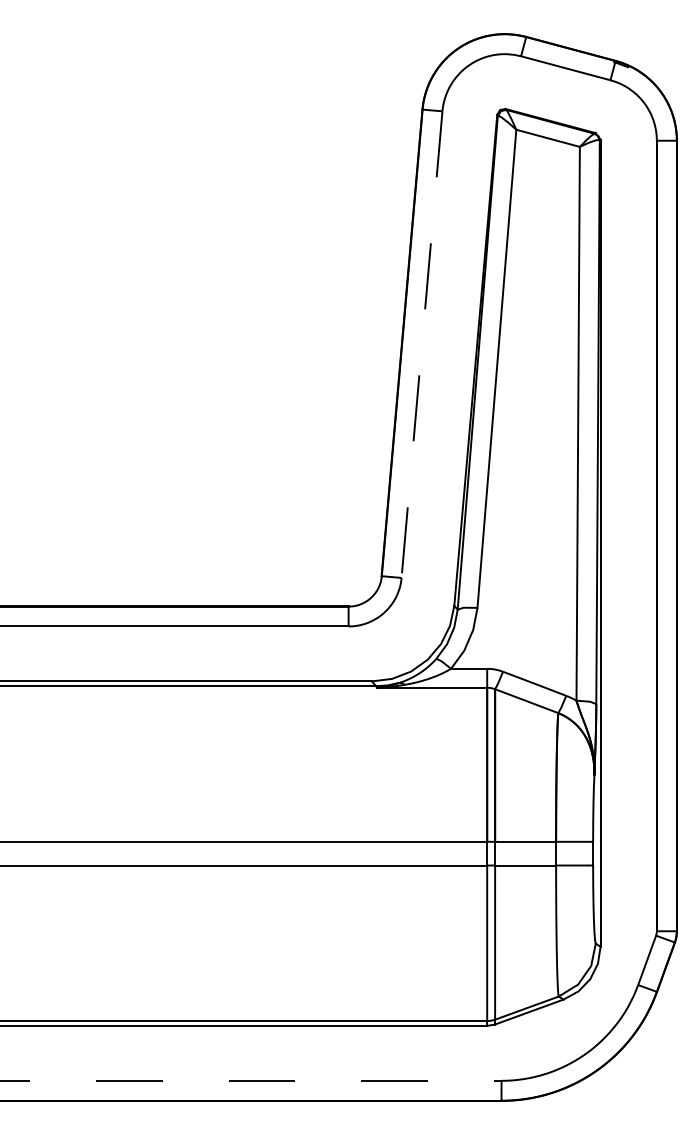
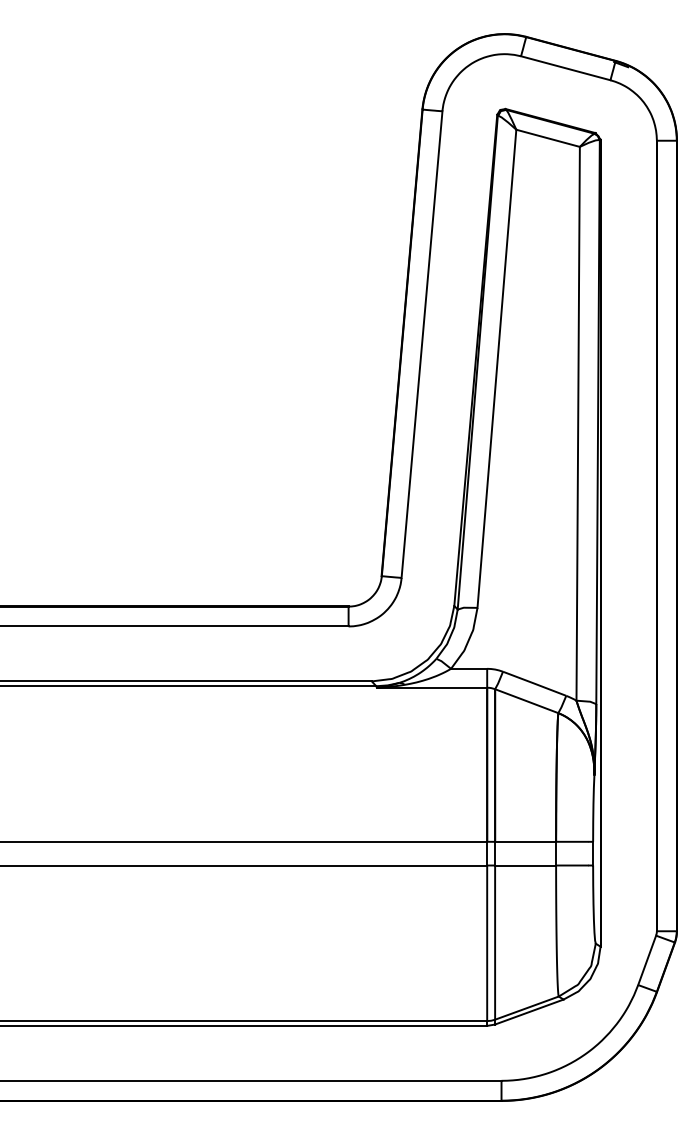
line: dashed -> solid (421, 345)
line: dashed -> solid (251, 1080)
